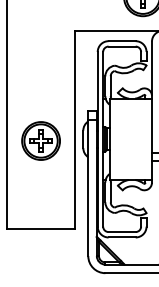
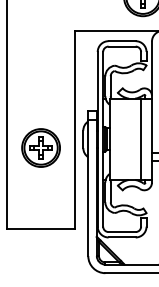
line: none -> present (141, 139)
part position: (40, 140) -> (40, 147) (40, 147)
